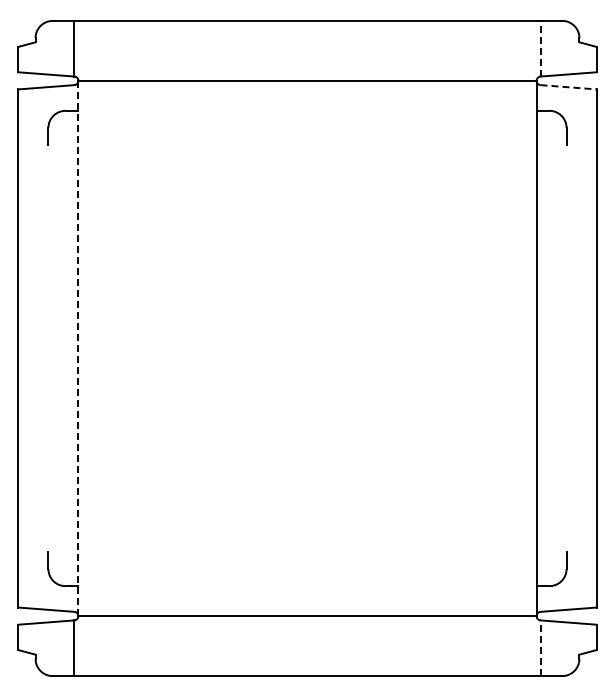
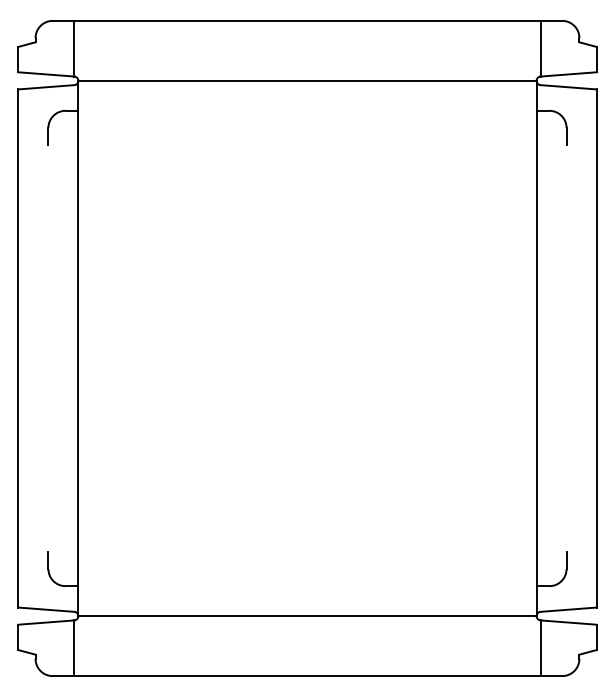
line: dashed -> solid (540, 48)
line: dashed -> solid (569, 87)
line: dashed -> solid (78, 348)
line: dashed -> solid (540, 648)
